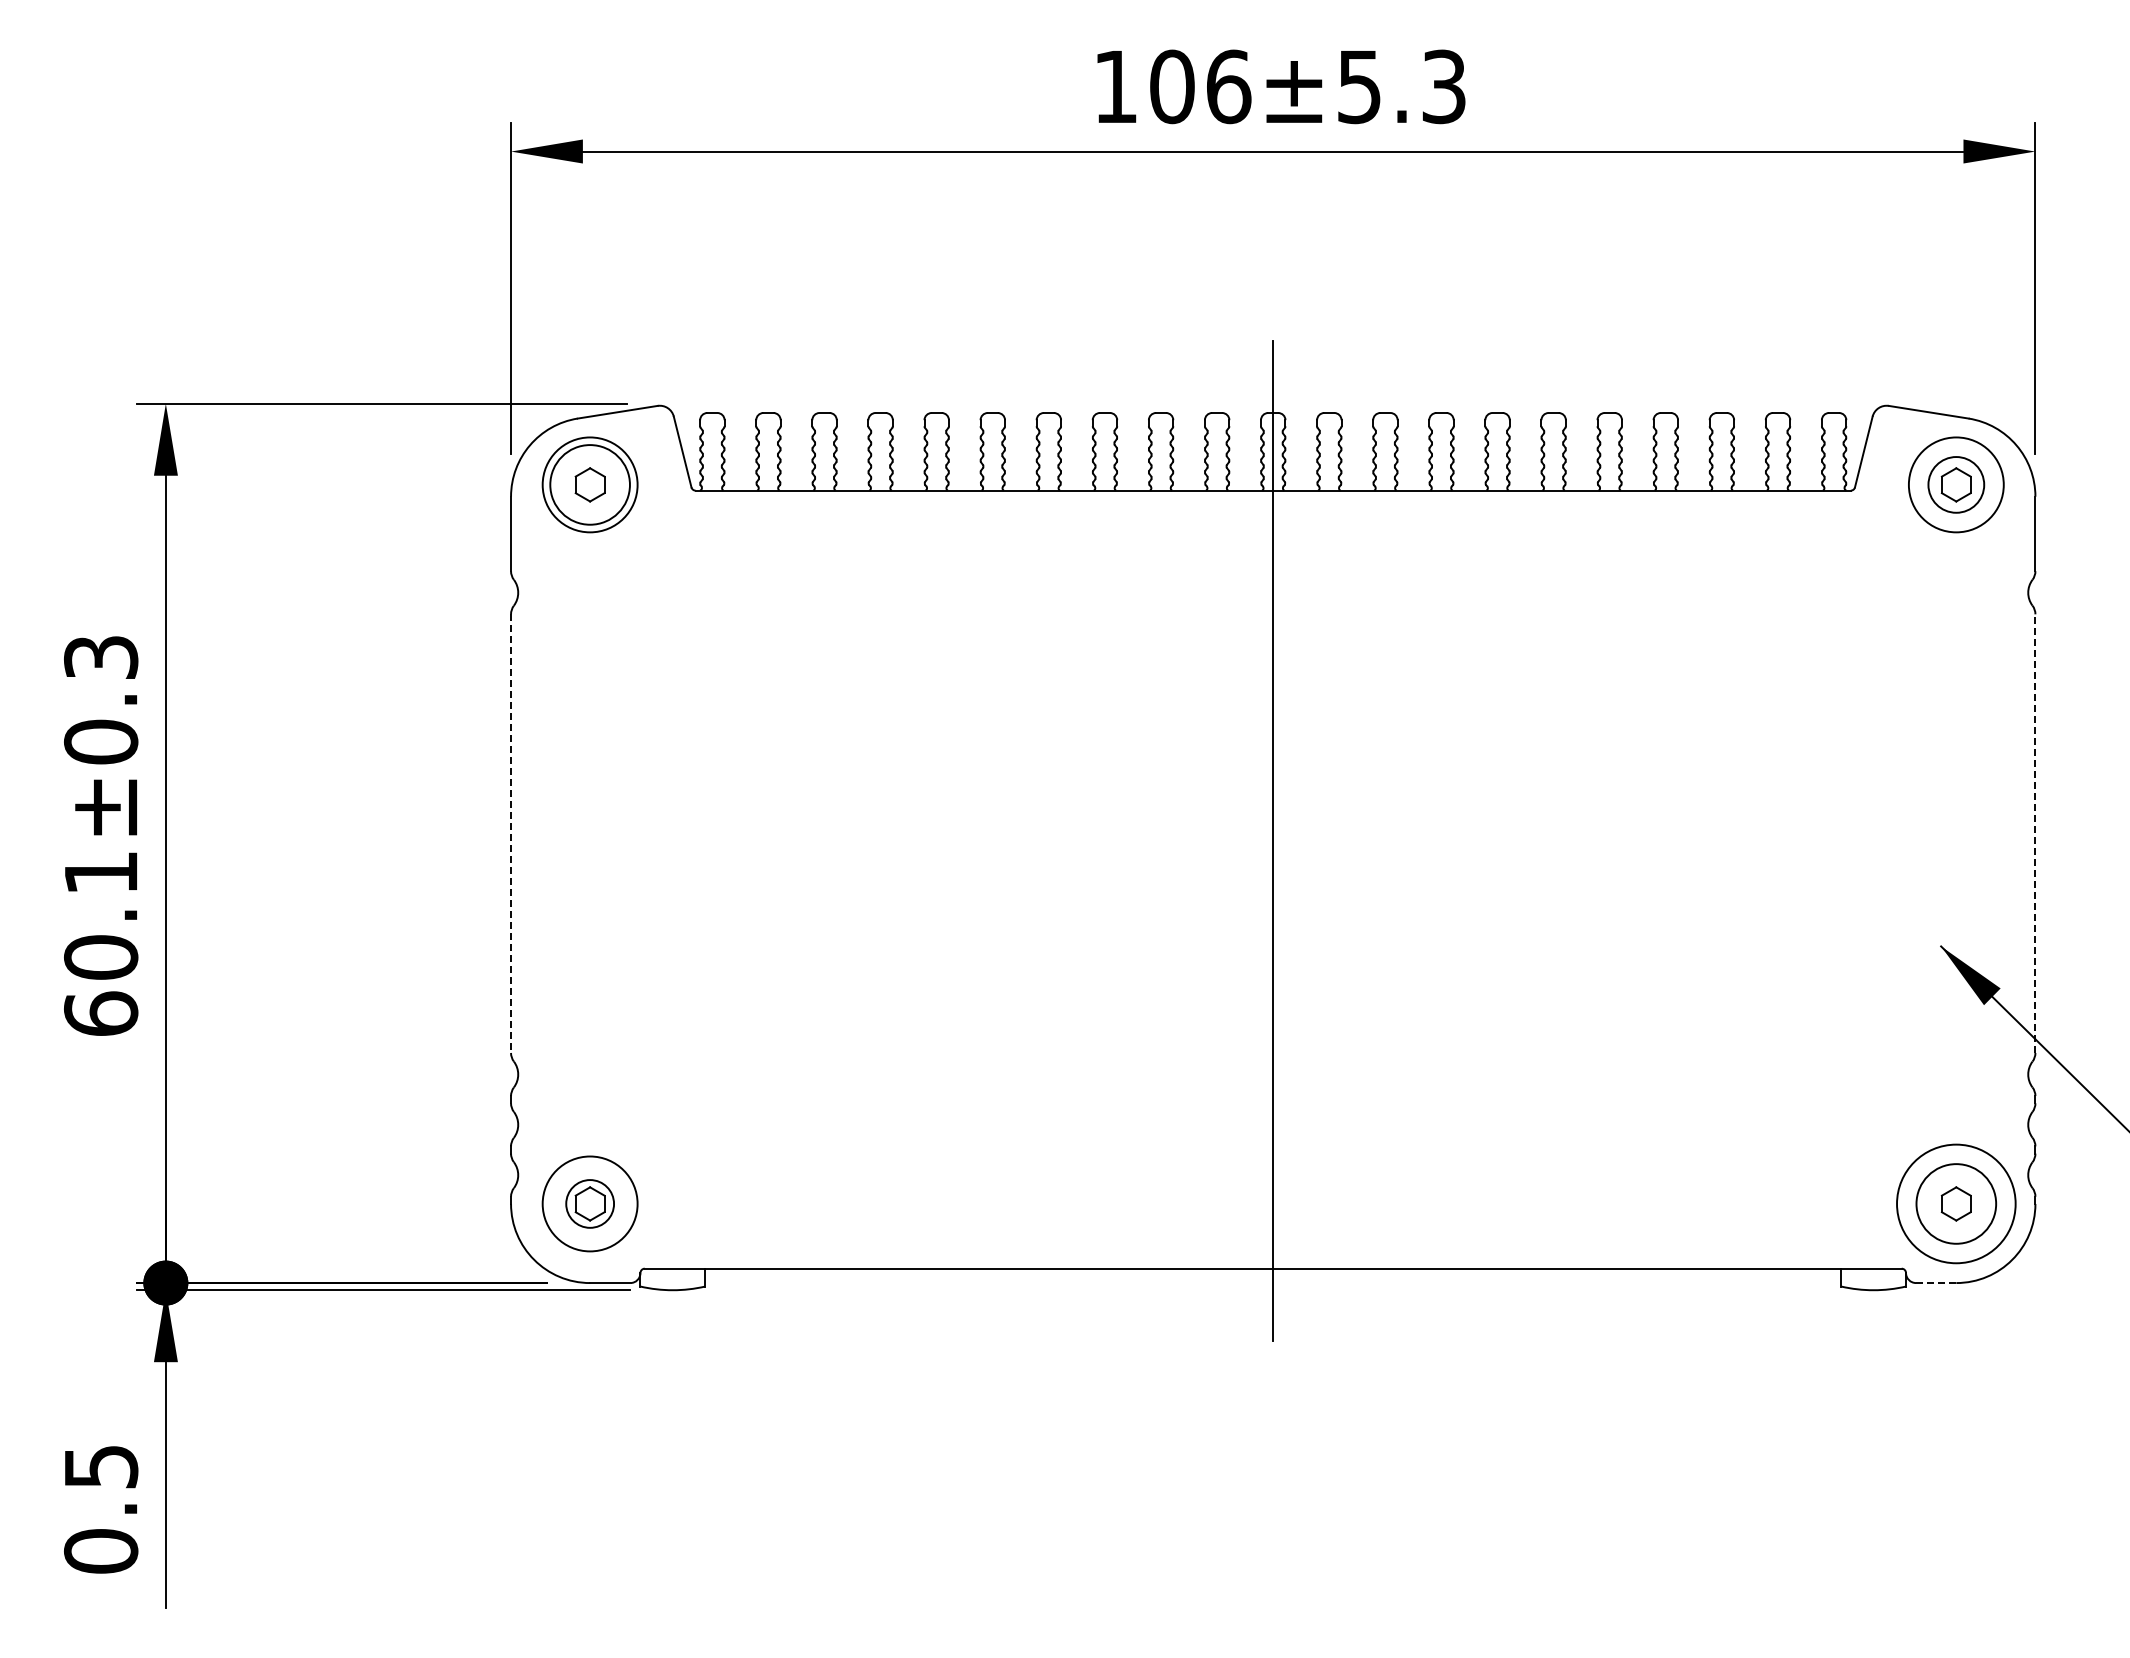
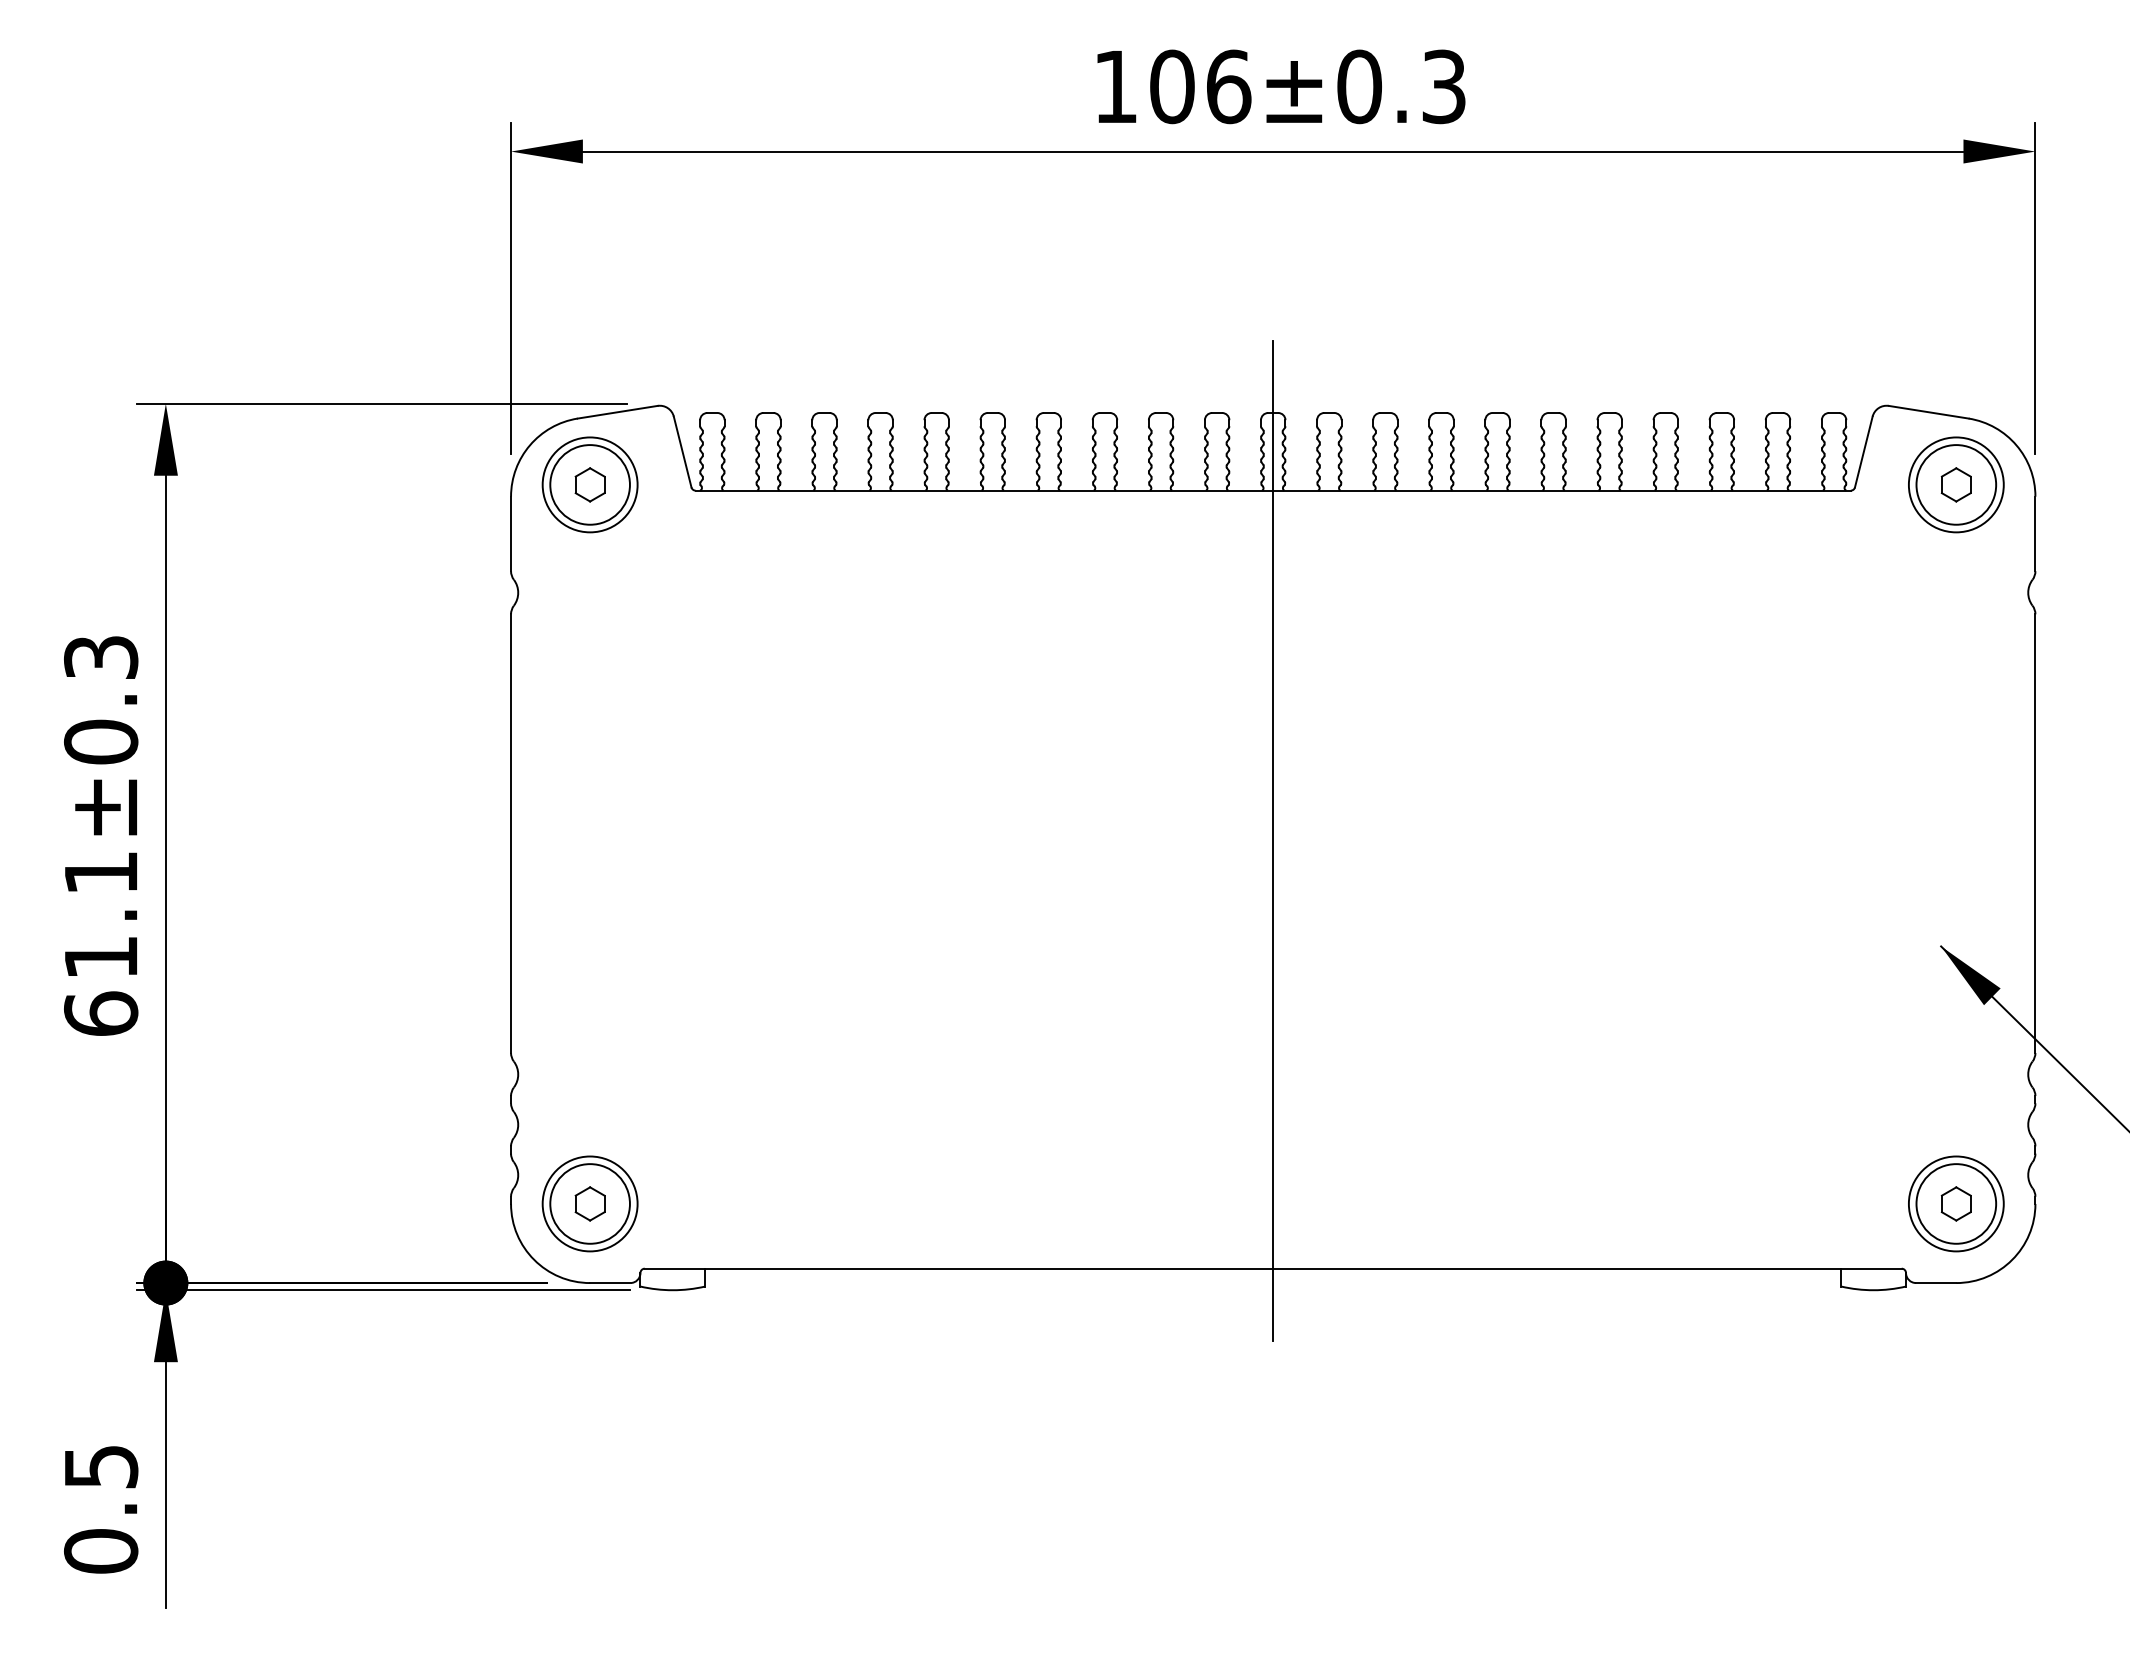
text: 106±5.3 -> 106±0.3 (1359, 86)
circle diameter: 56 px -> 80 px (1956, 484)
line: dashed -> solid (2035, 833)
line: dashed -> solid (511, 834)
text: 60.1±0.3 -> 61.1±0.3 (101, 957)
circle diameter: 48 px -> 80 px (589, 1203)
circle diameter: 119 px -> 95 px (1955, 1203)
line: dashed -> solid (1936, 1283)
